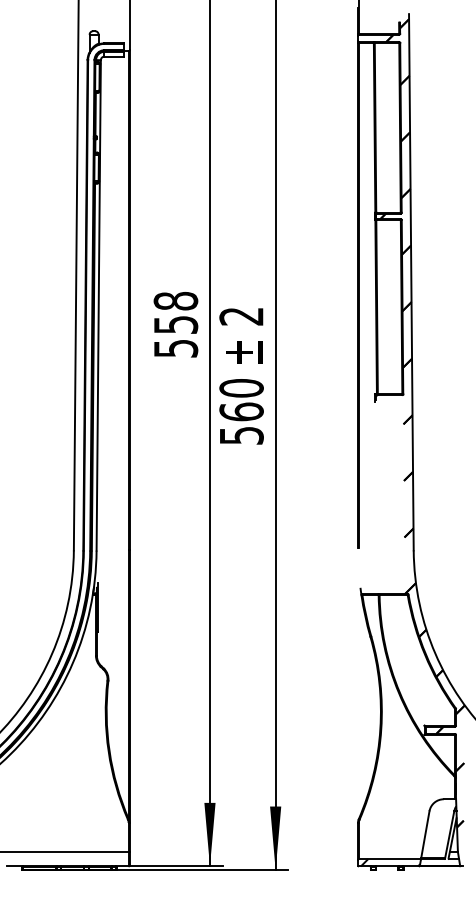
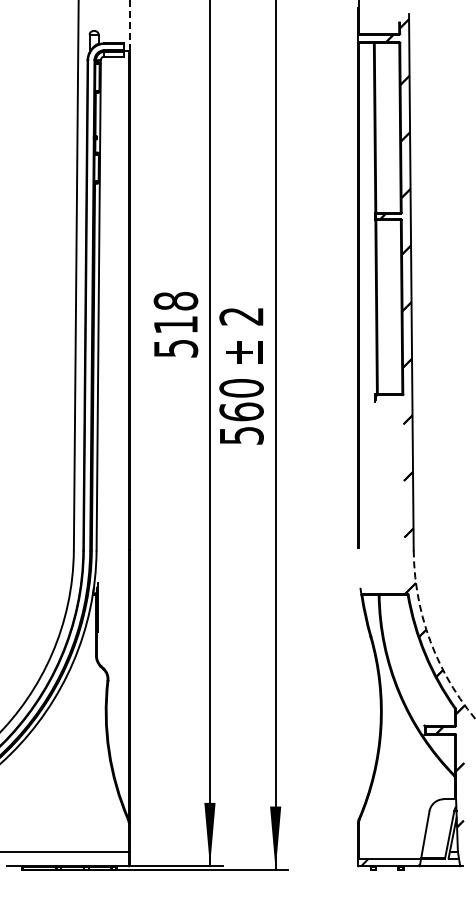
line: solid -> dashed (129, 25)
text: 558 -> 518 (176, 324)
arc: solid -> dashed (429, 639)
